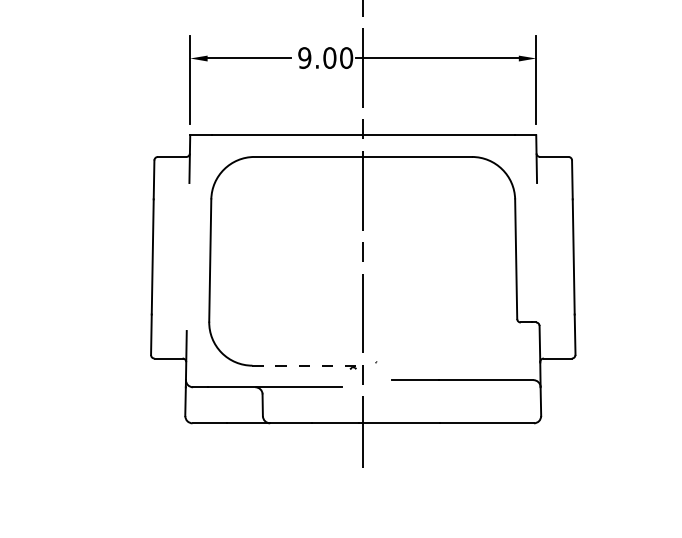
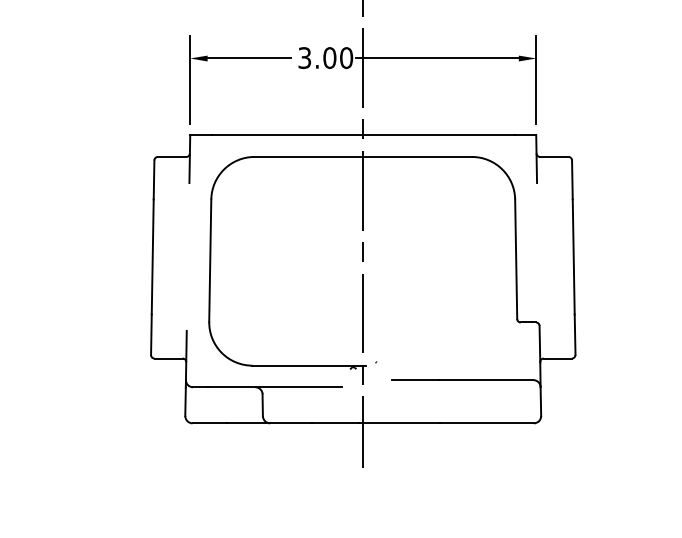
text: 9.00 -> 3.00 (304, 57)
line: dashed -> solid (309, 365)
